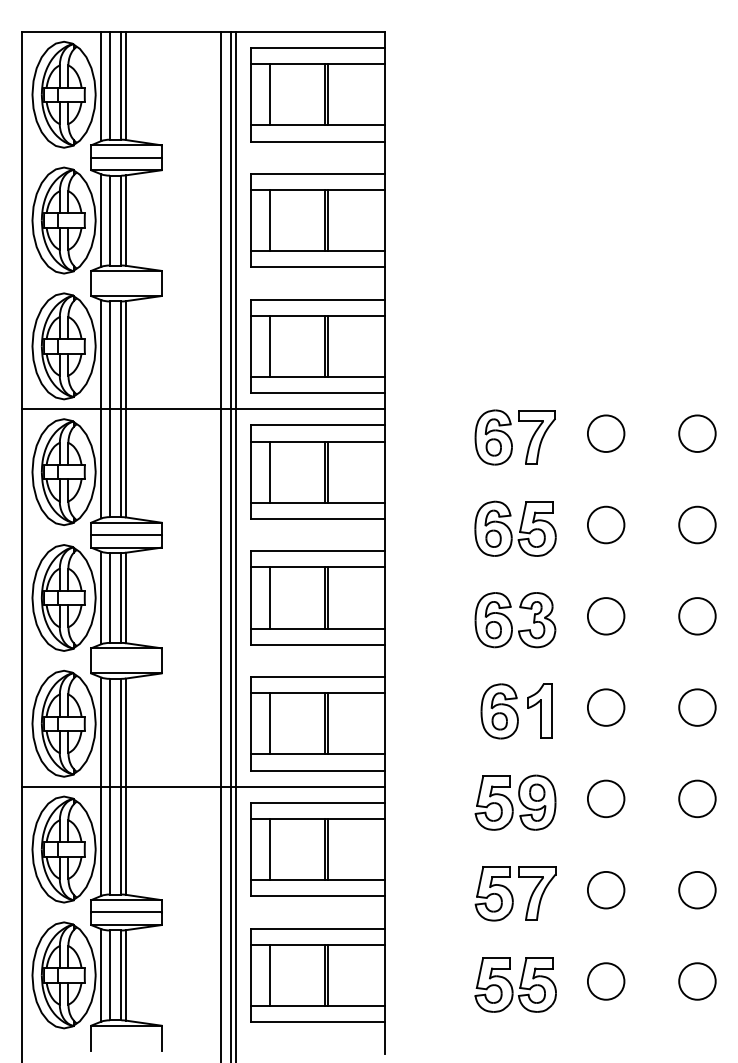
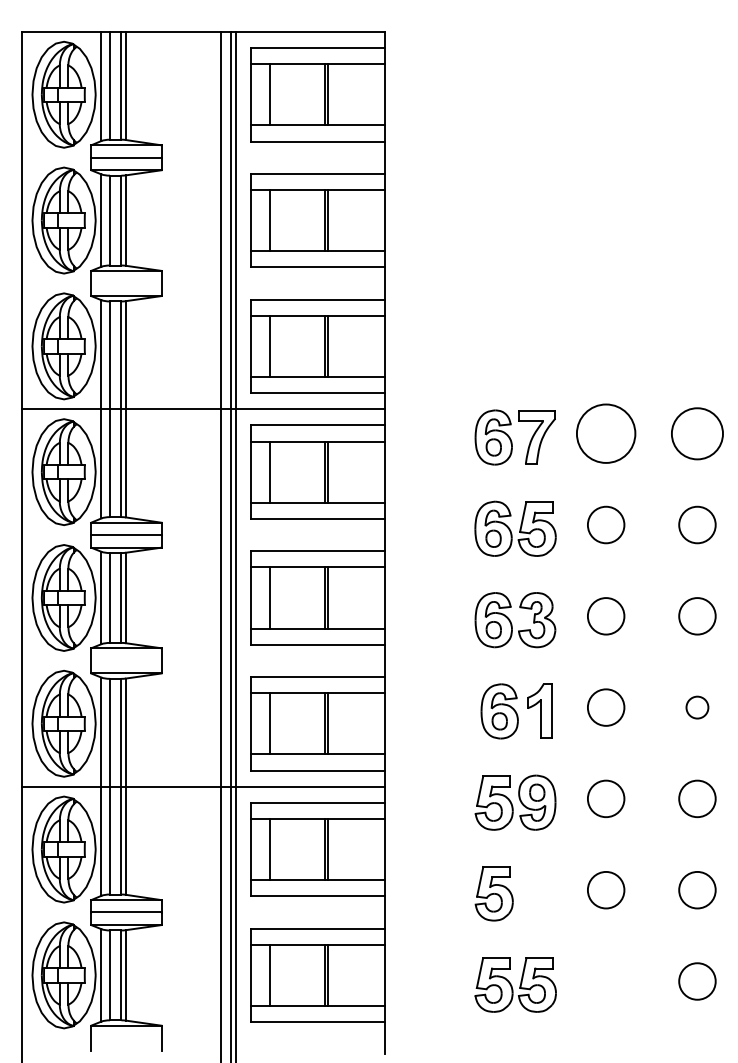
circle diameter: 37 px -> 58 px (605, 433)
circle size: 39x39 px -> 53x54 px (697, 433)
circle diameter: 37 px -> 22 px (697, 707)
part: present -> none (537, 893)
circle: present -> none (606, 981)
